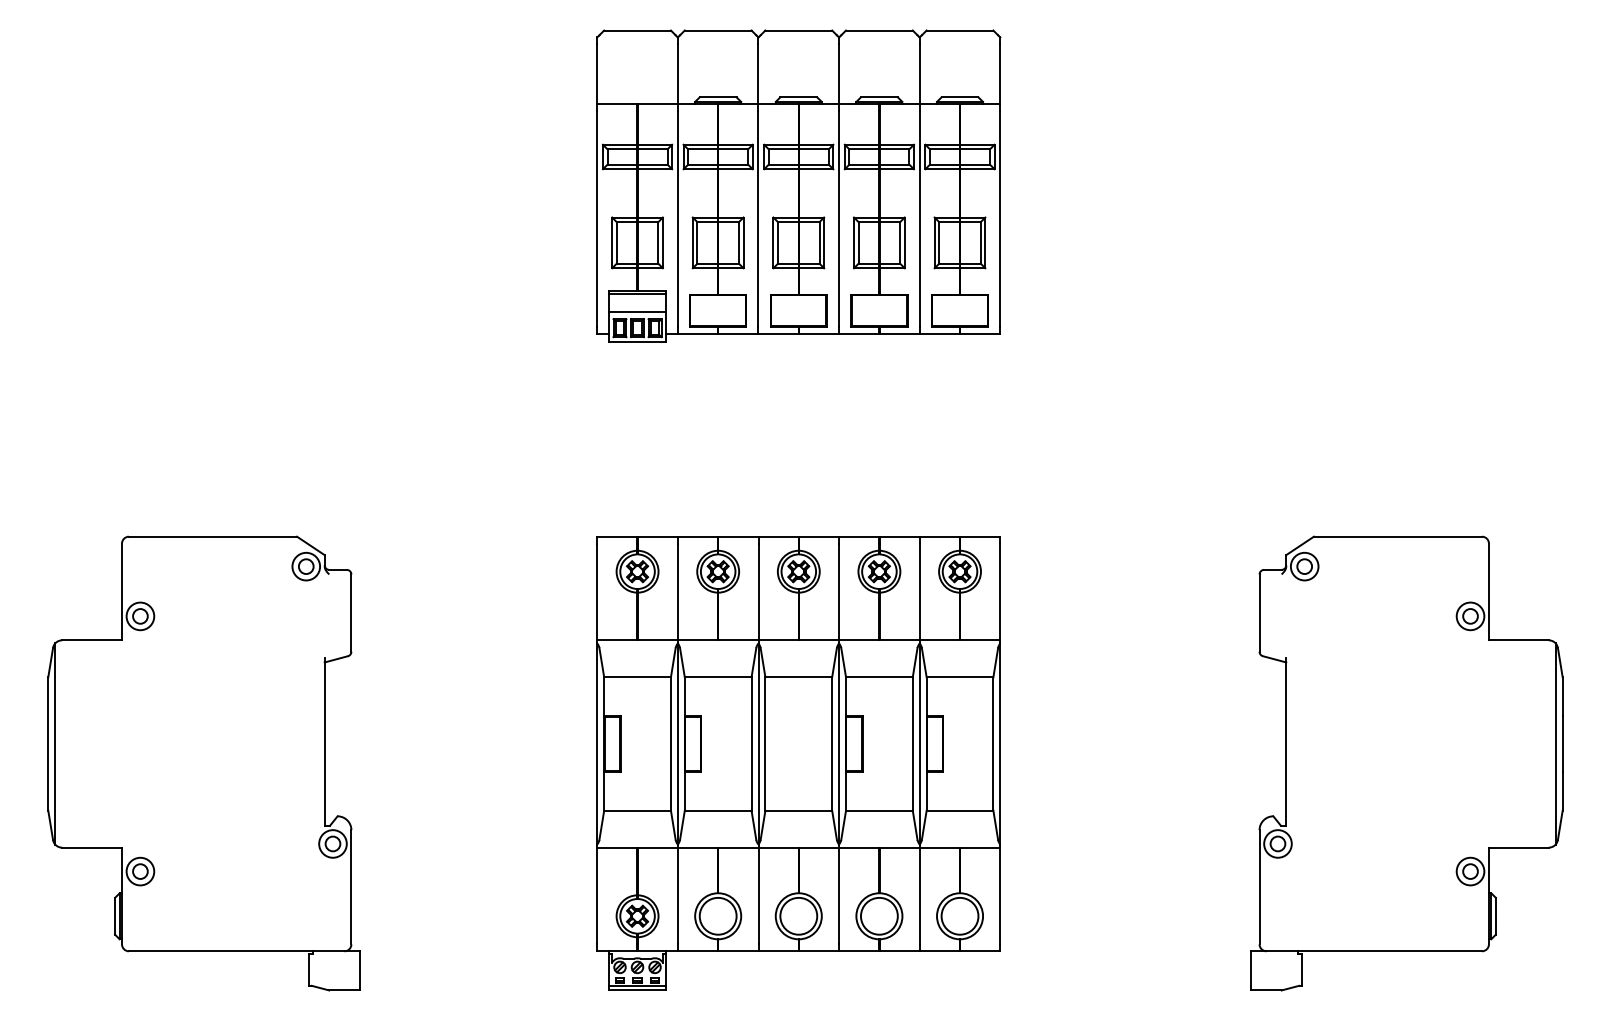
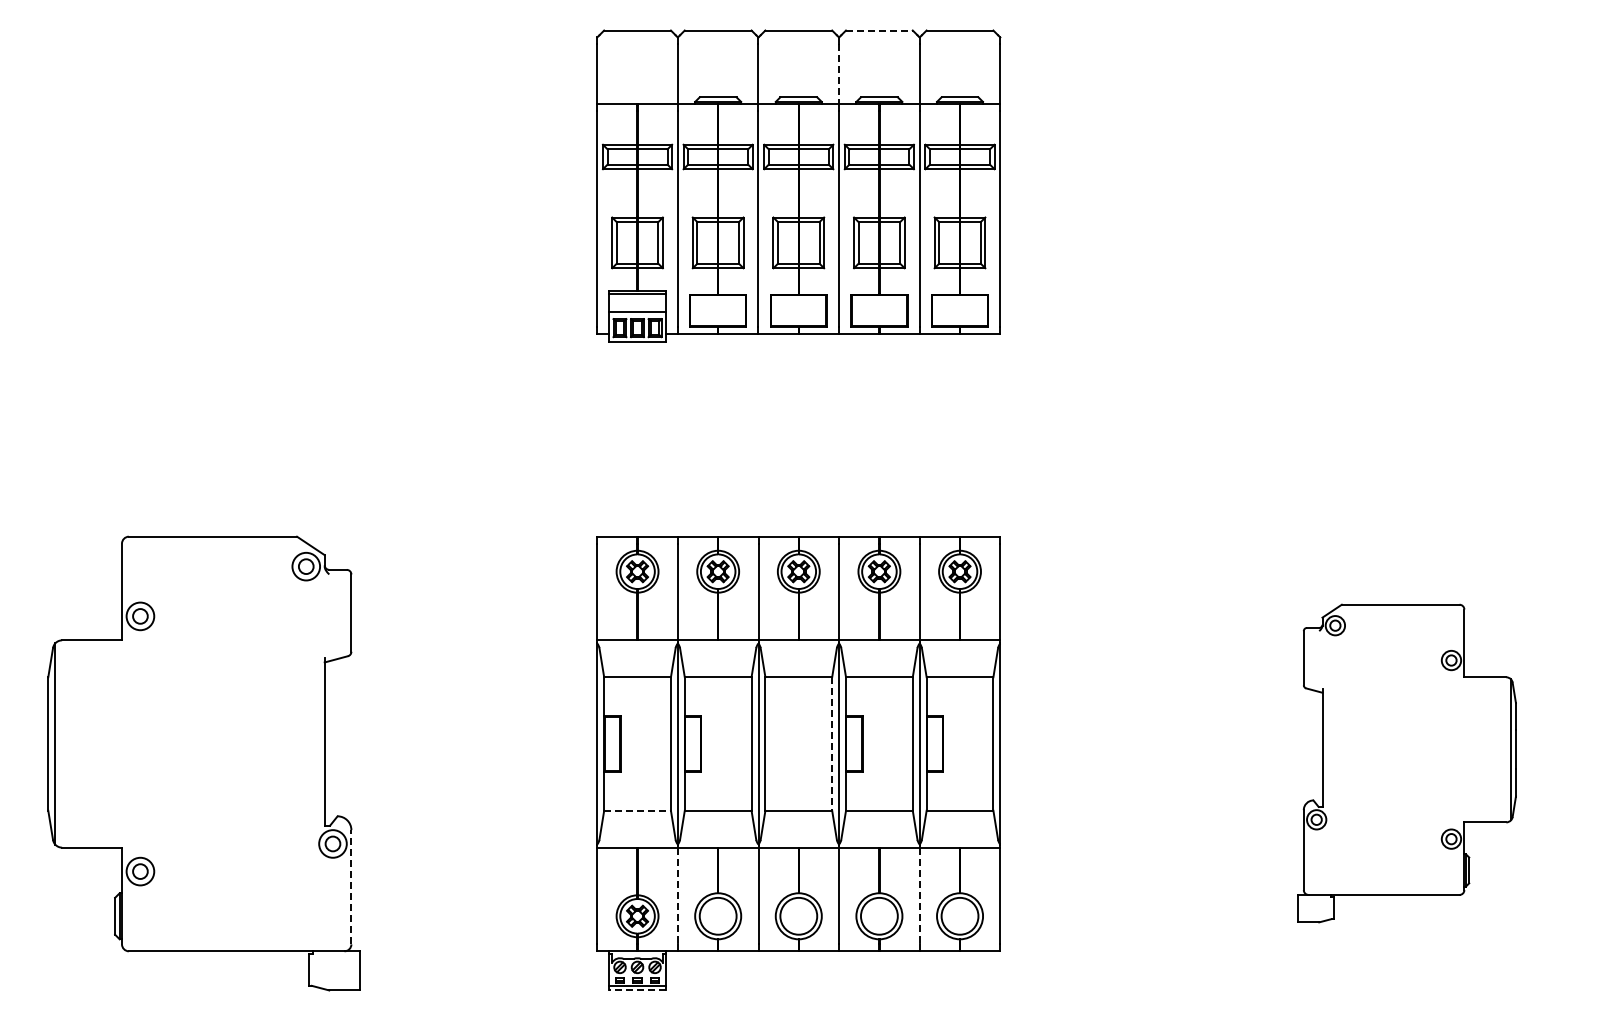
line: solid -> dashed (879, 30)
line: solid -> dashed (839, 74)
line: solid -> dashed (832, 744)
part size: 314x457 px -> 220x321 px (1406, 763)
line: solid -> dashed (638, 810)
line: solid -> dashed (351, 886)
line: solid -> dashed (677, 896)
line: solid -> dashed (919, 896)
line: solid -> dashed (637, 990)
